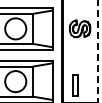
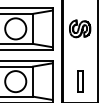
line: dashed -> solid (98, 51)
part position: (75, 85) -> (80, 81) (80, 81)
